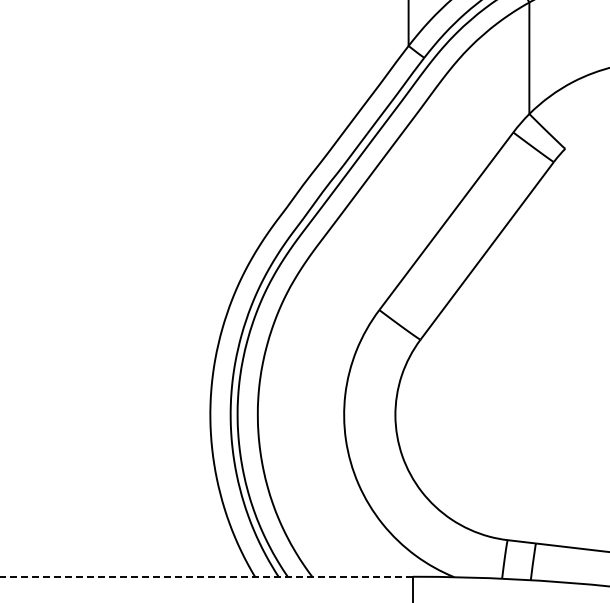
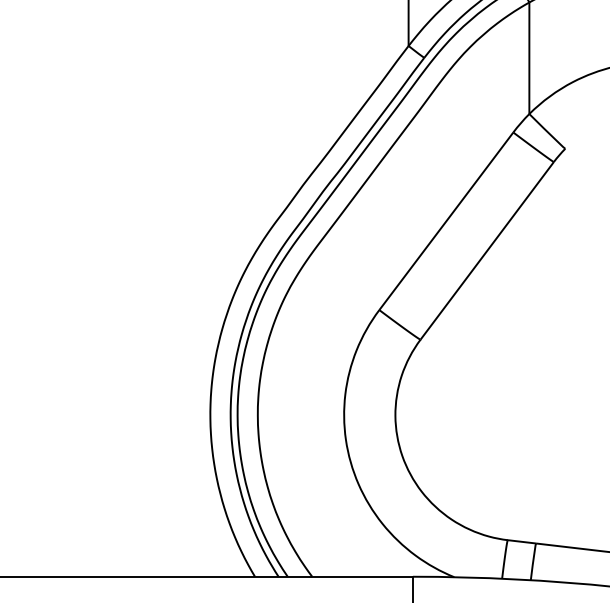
line: dashed -> solid (206, 576)
